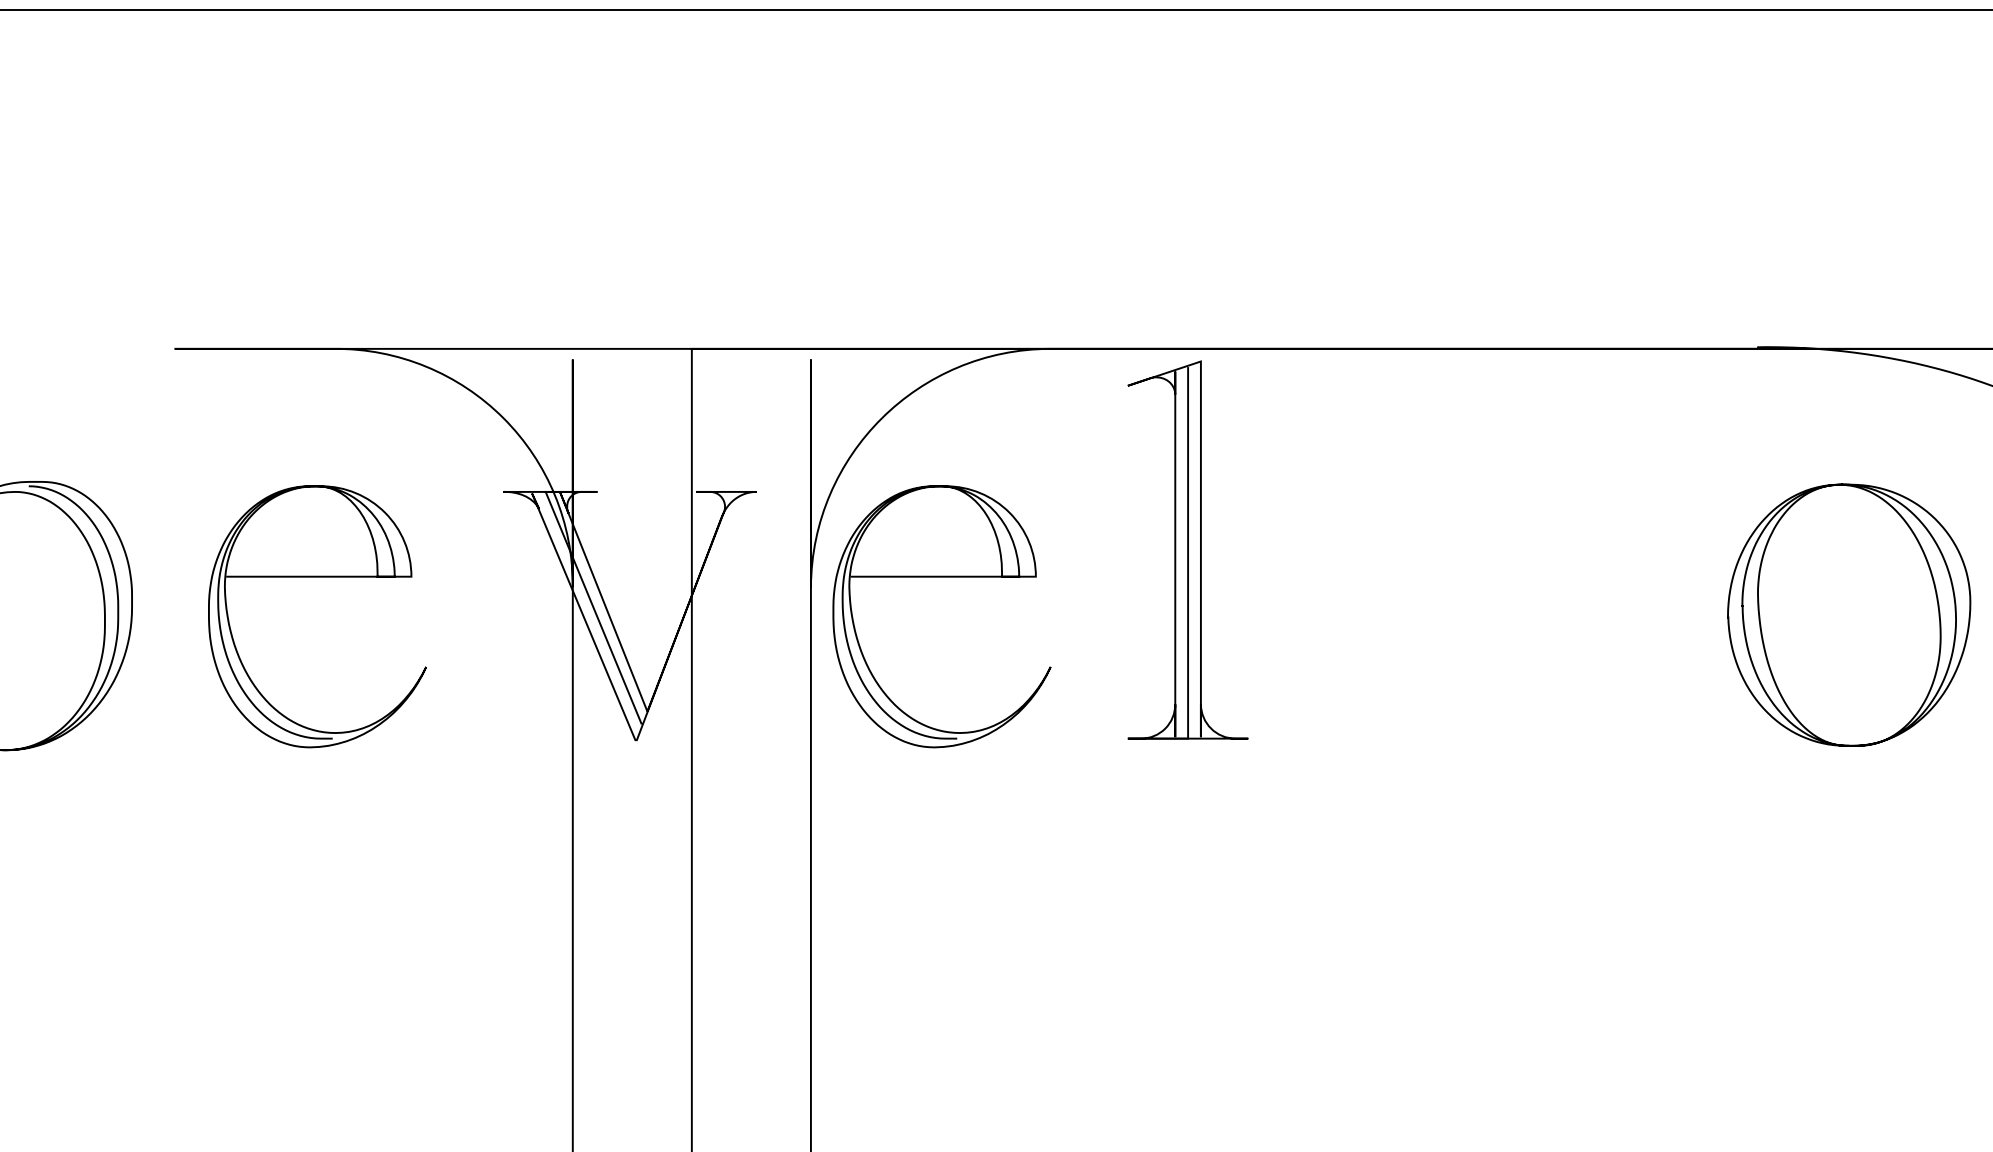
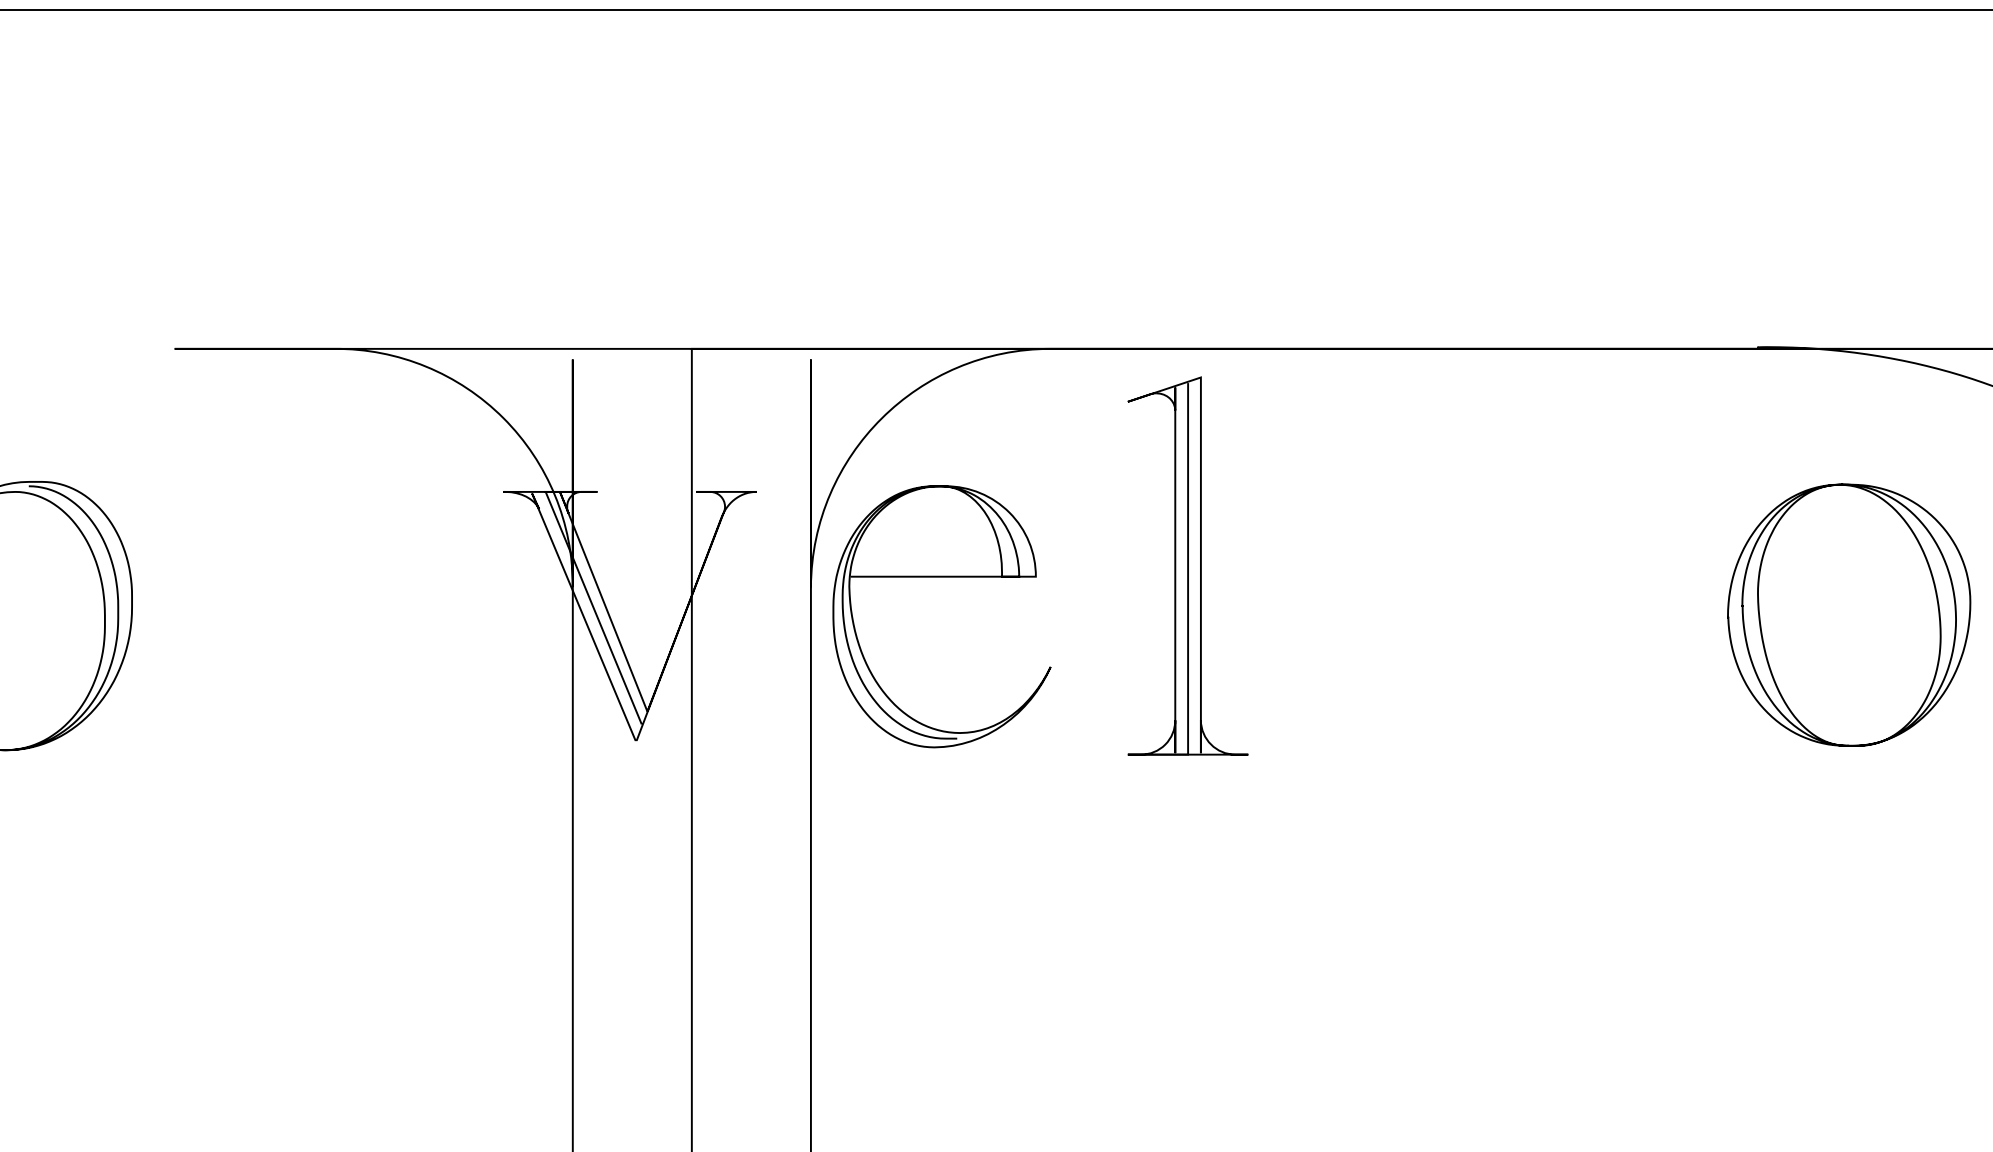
part position: (1187, 549) -> (1187, 565) (1187, 565)
curve: present -> none (317, 577)
